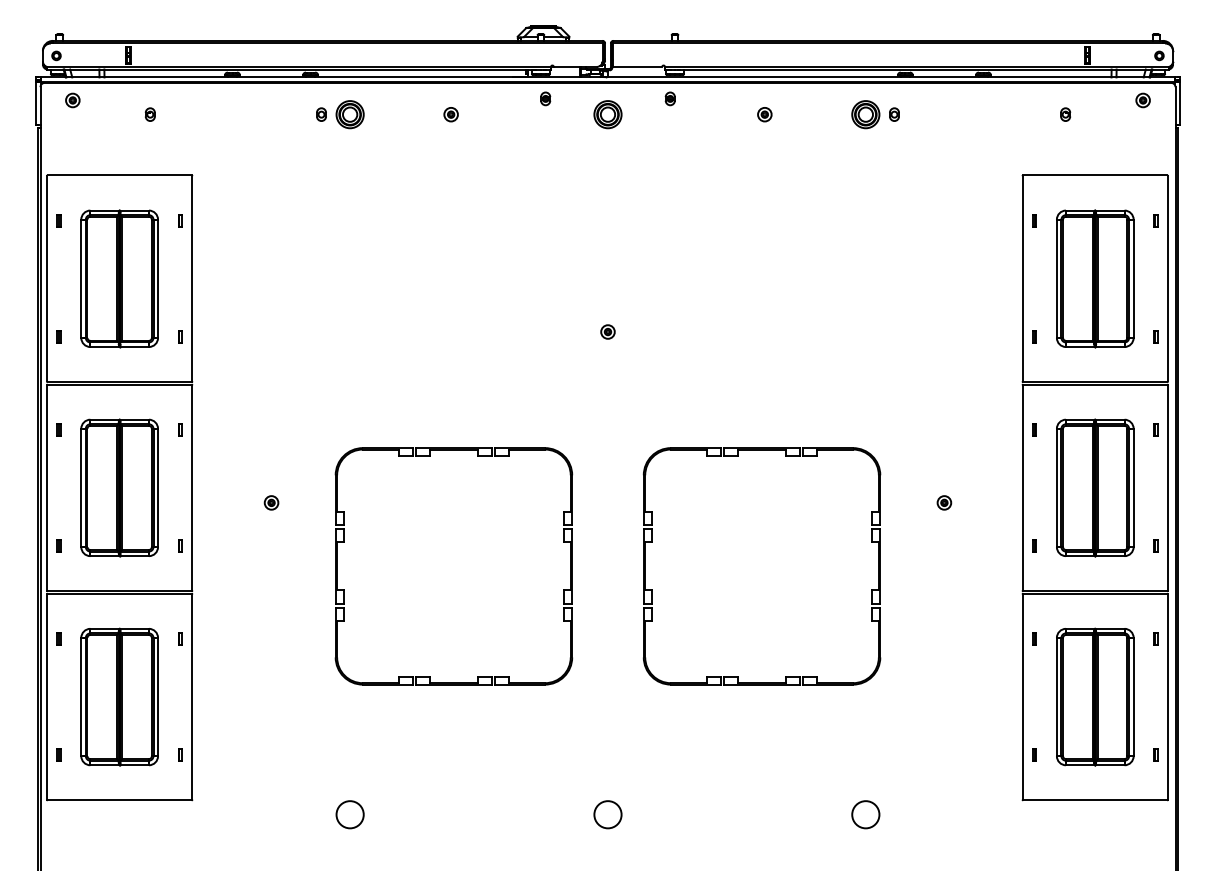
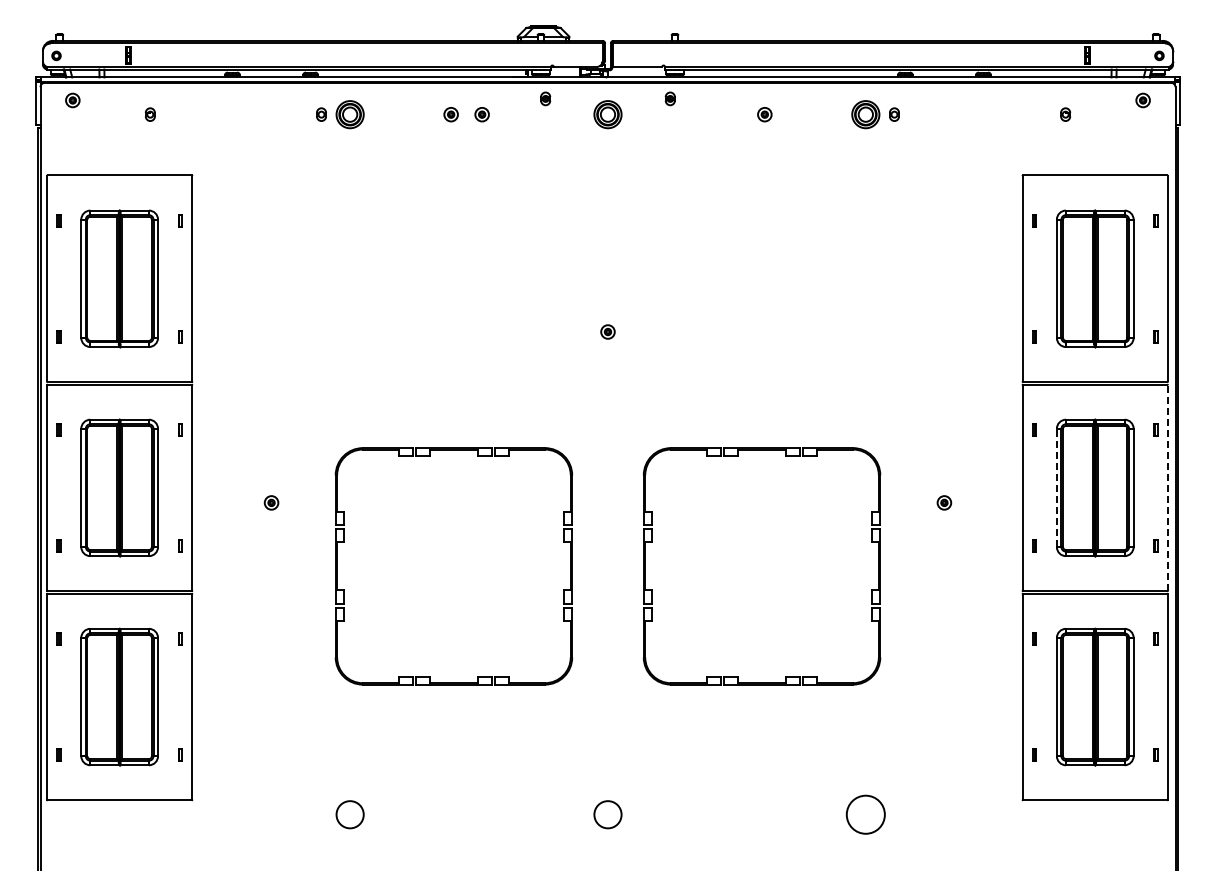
part: none -> present (481, 114)
line: solid -> dashed (1056, 487)
line: solid -> dashed (1168, 487)
circle diameter: 27 px -> 38 px (865, 814)
